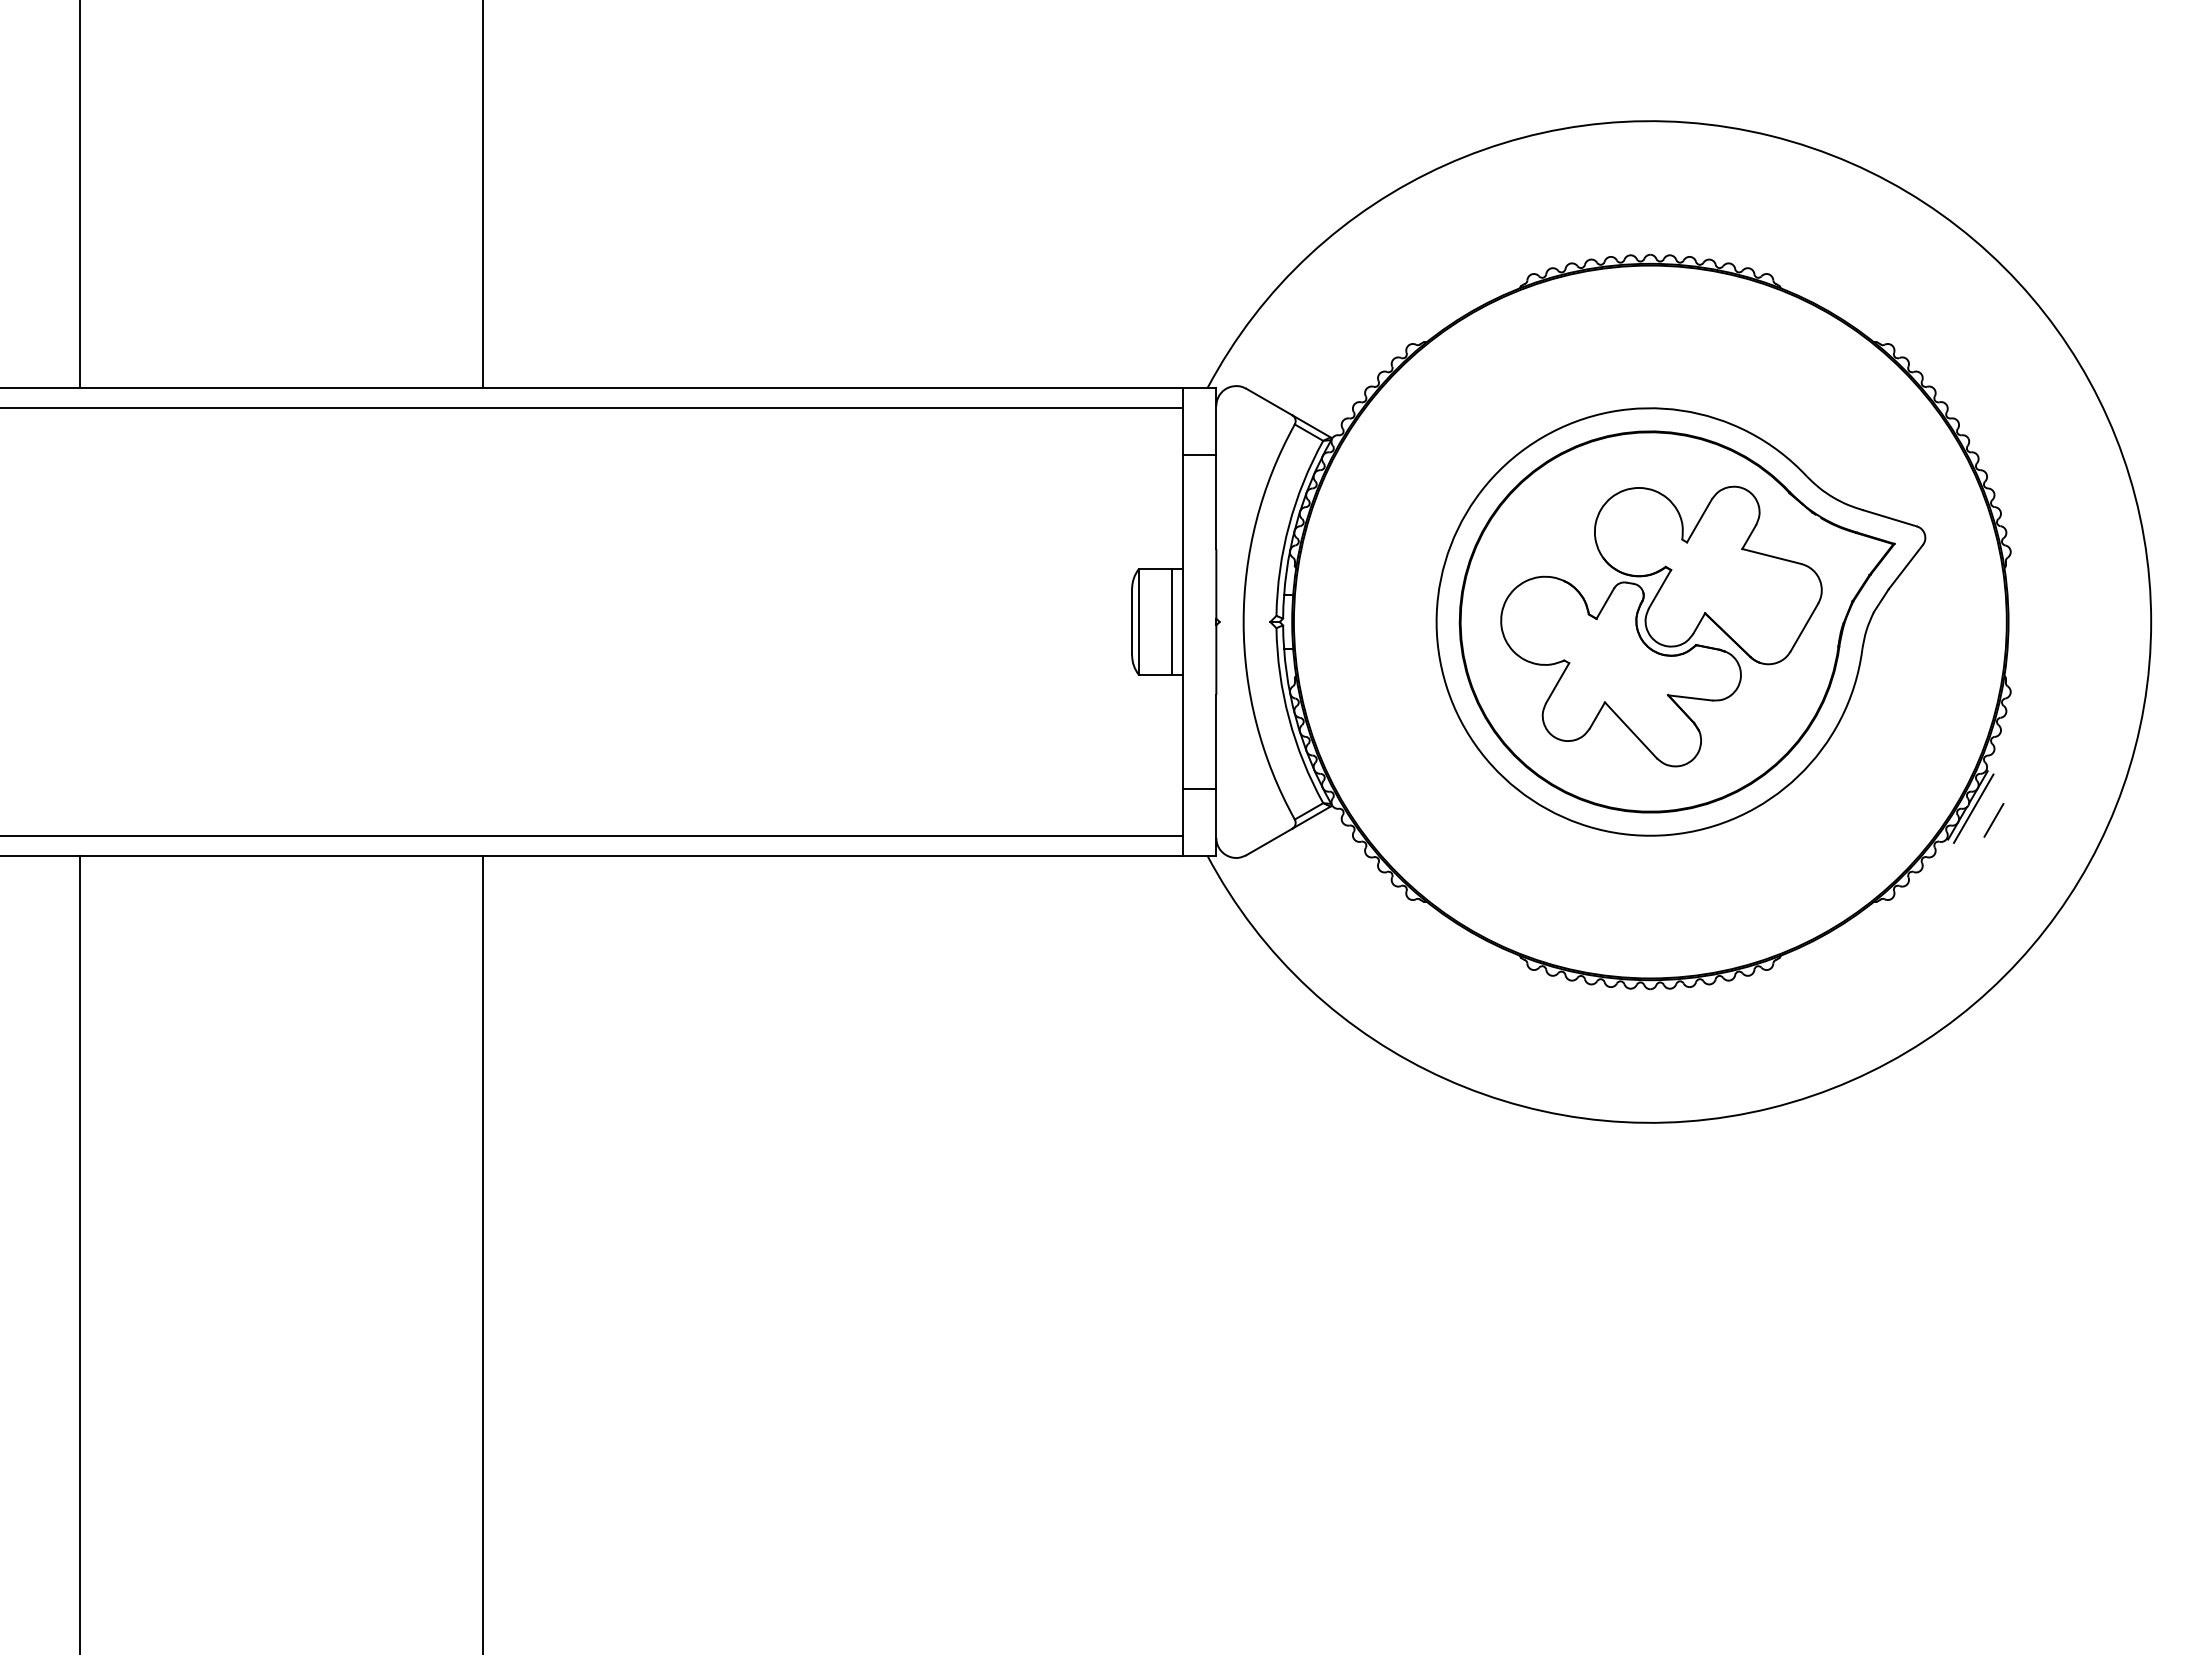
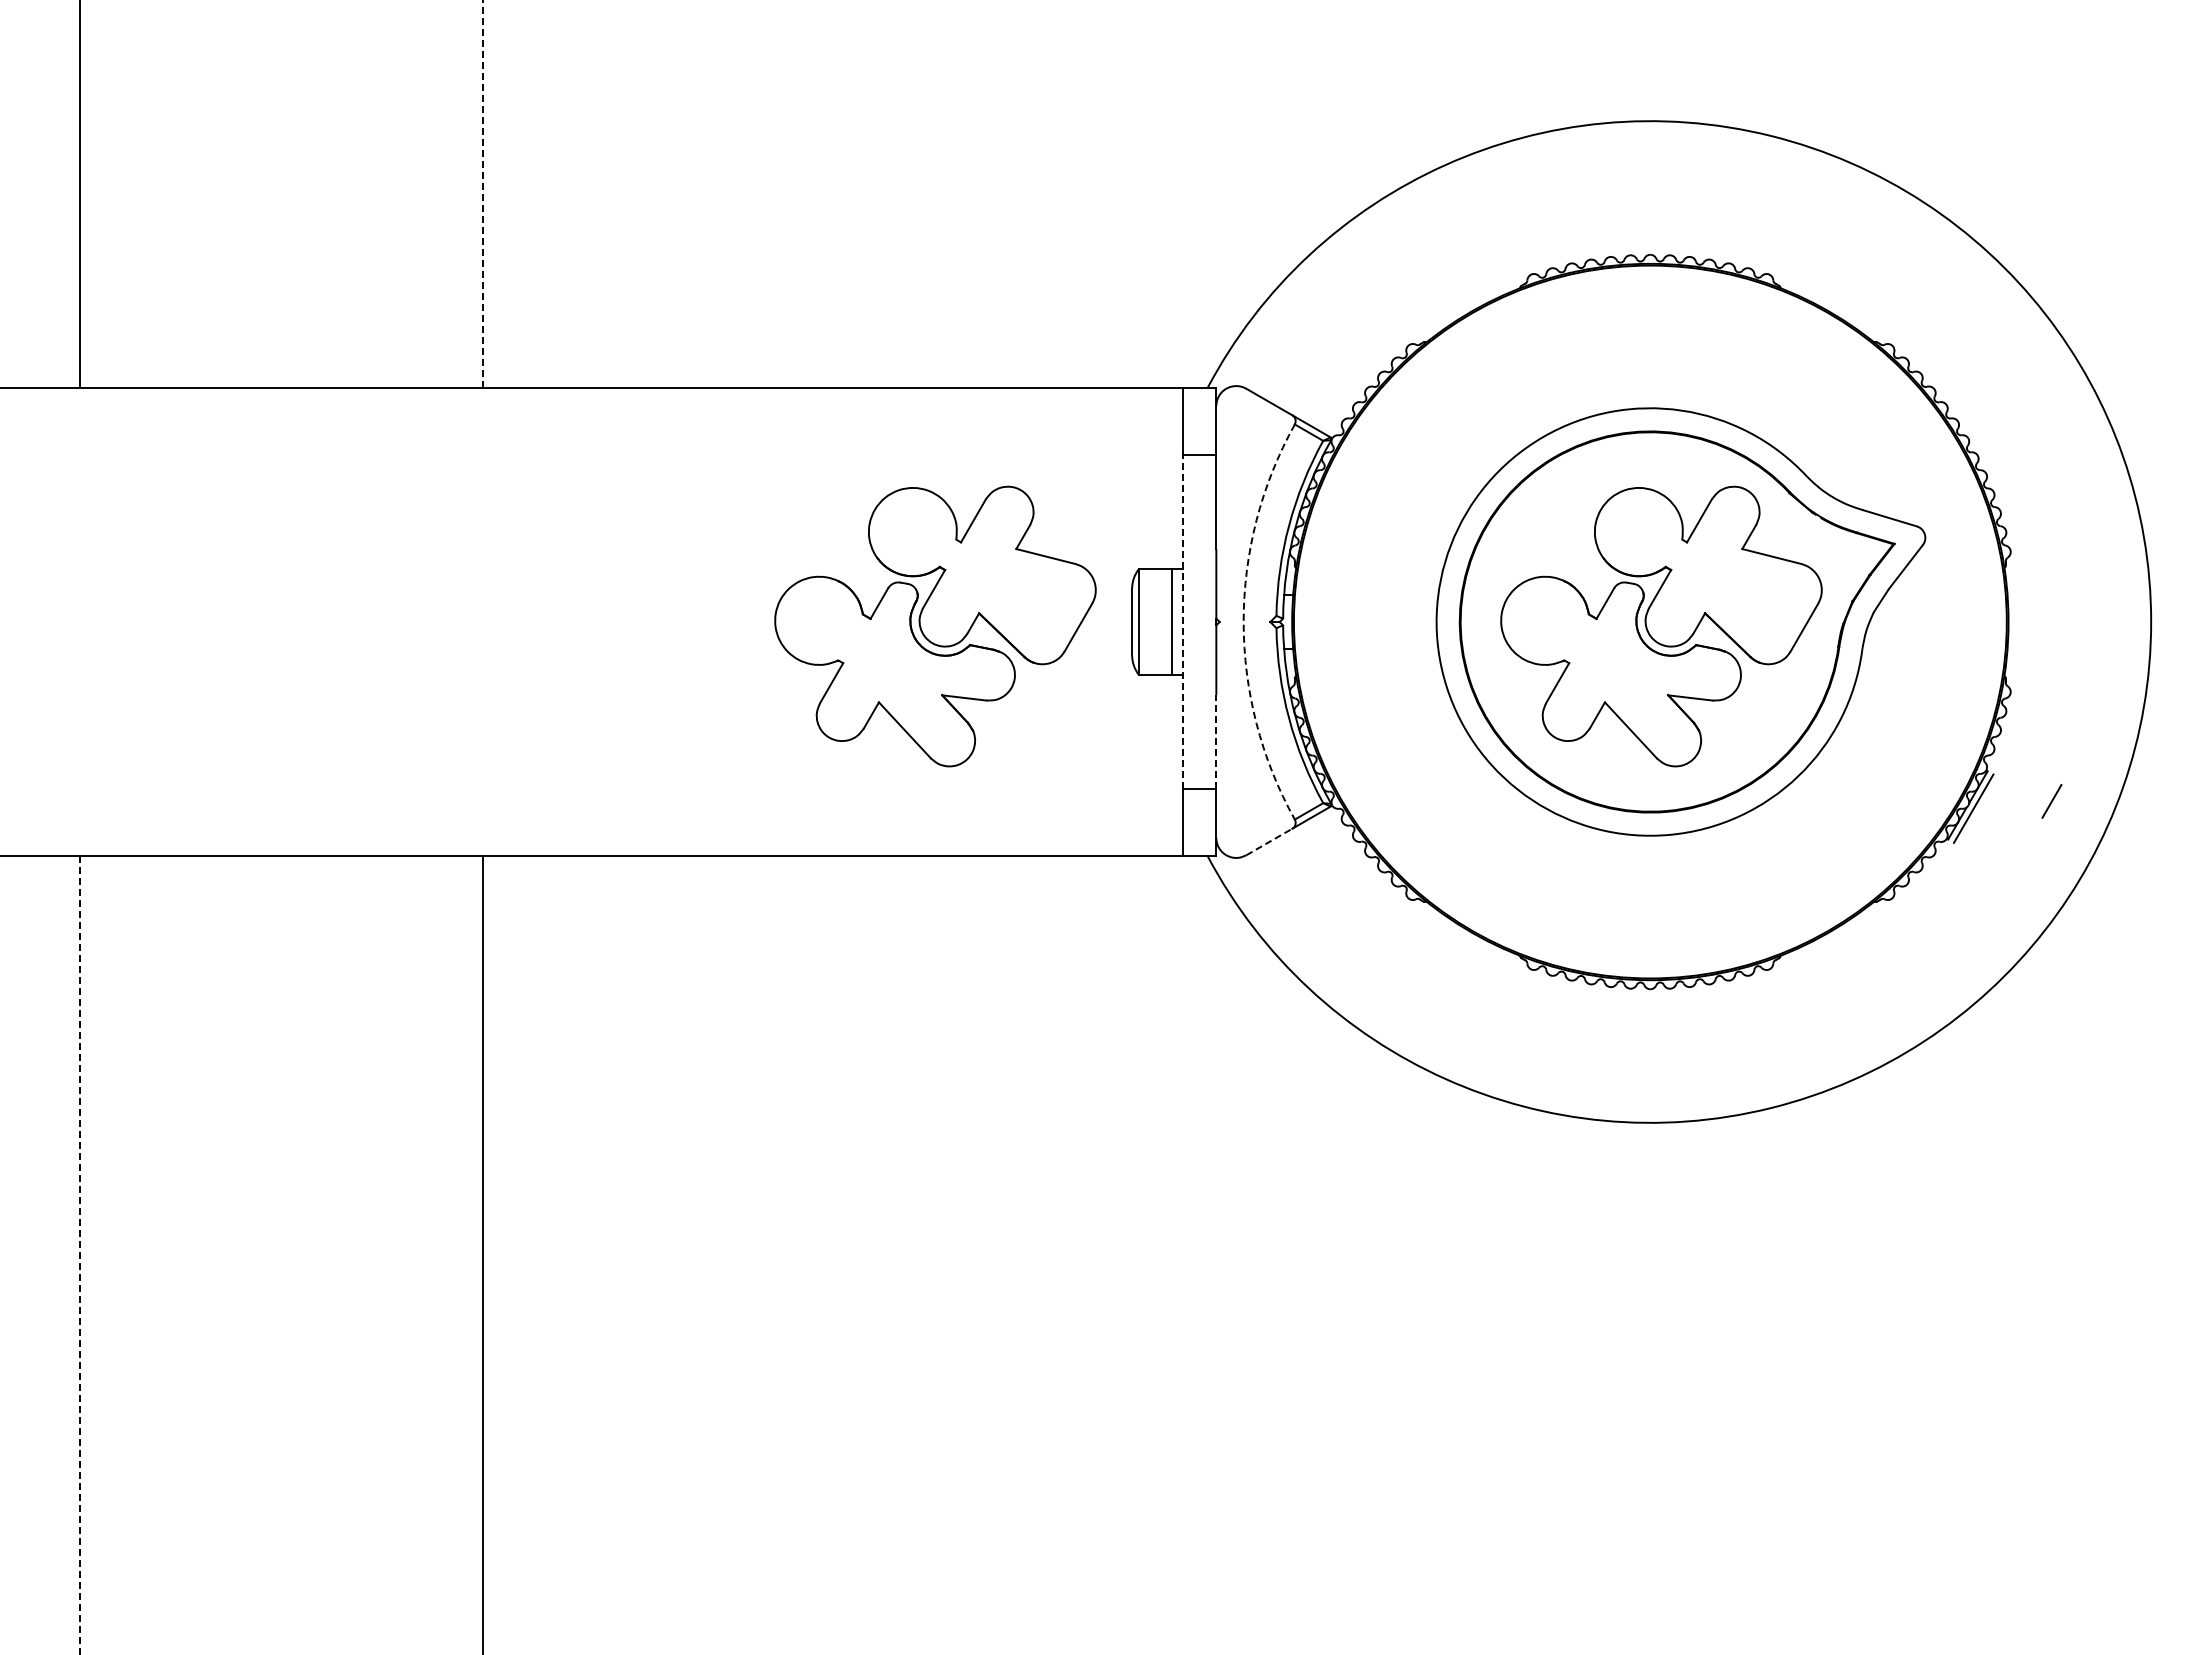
line: solid -> dashed (482, 194)
line: present -> none (592, 408)
line: solid -> dashed (1182, 622)
arc: solid -> dashed (1243, 622)
part: none -> present (935, 626)
line: solid -> dashed (1216, 741)
line position: (1993, 820) -> (2051, 801) (2051, 801)
line: present -> none (592, 835)
line: solid -> dashed (1269, 842)
line: solid -> dashed (80, 1255)
